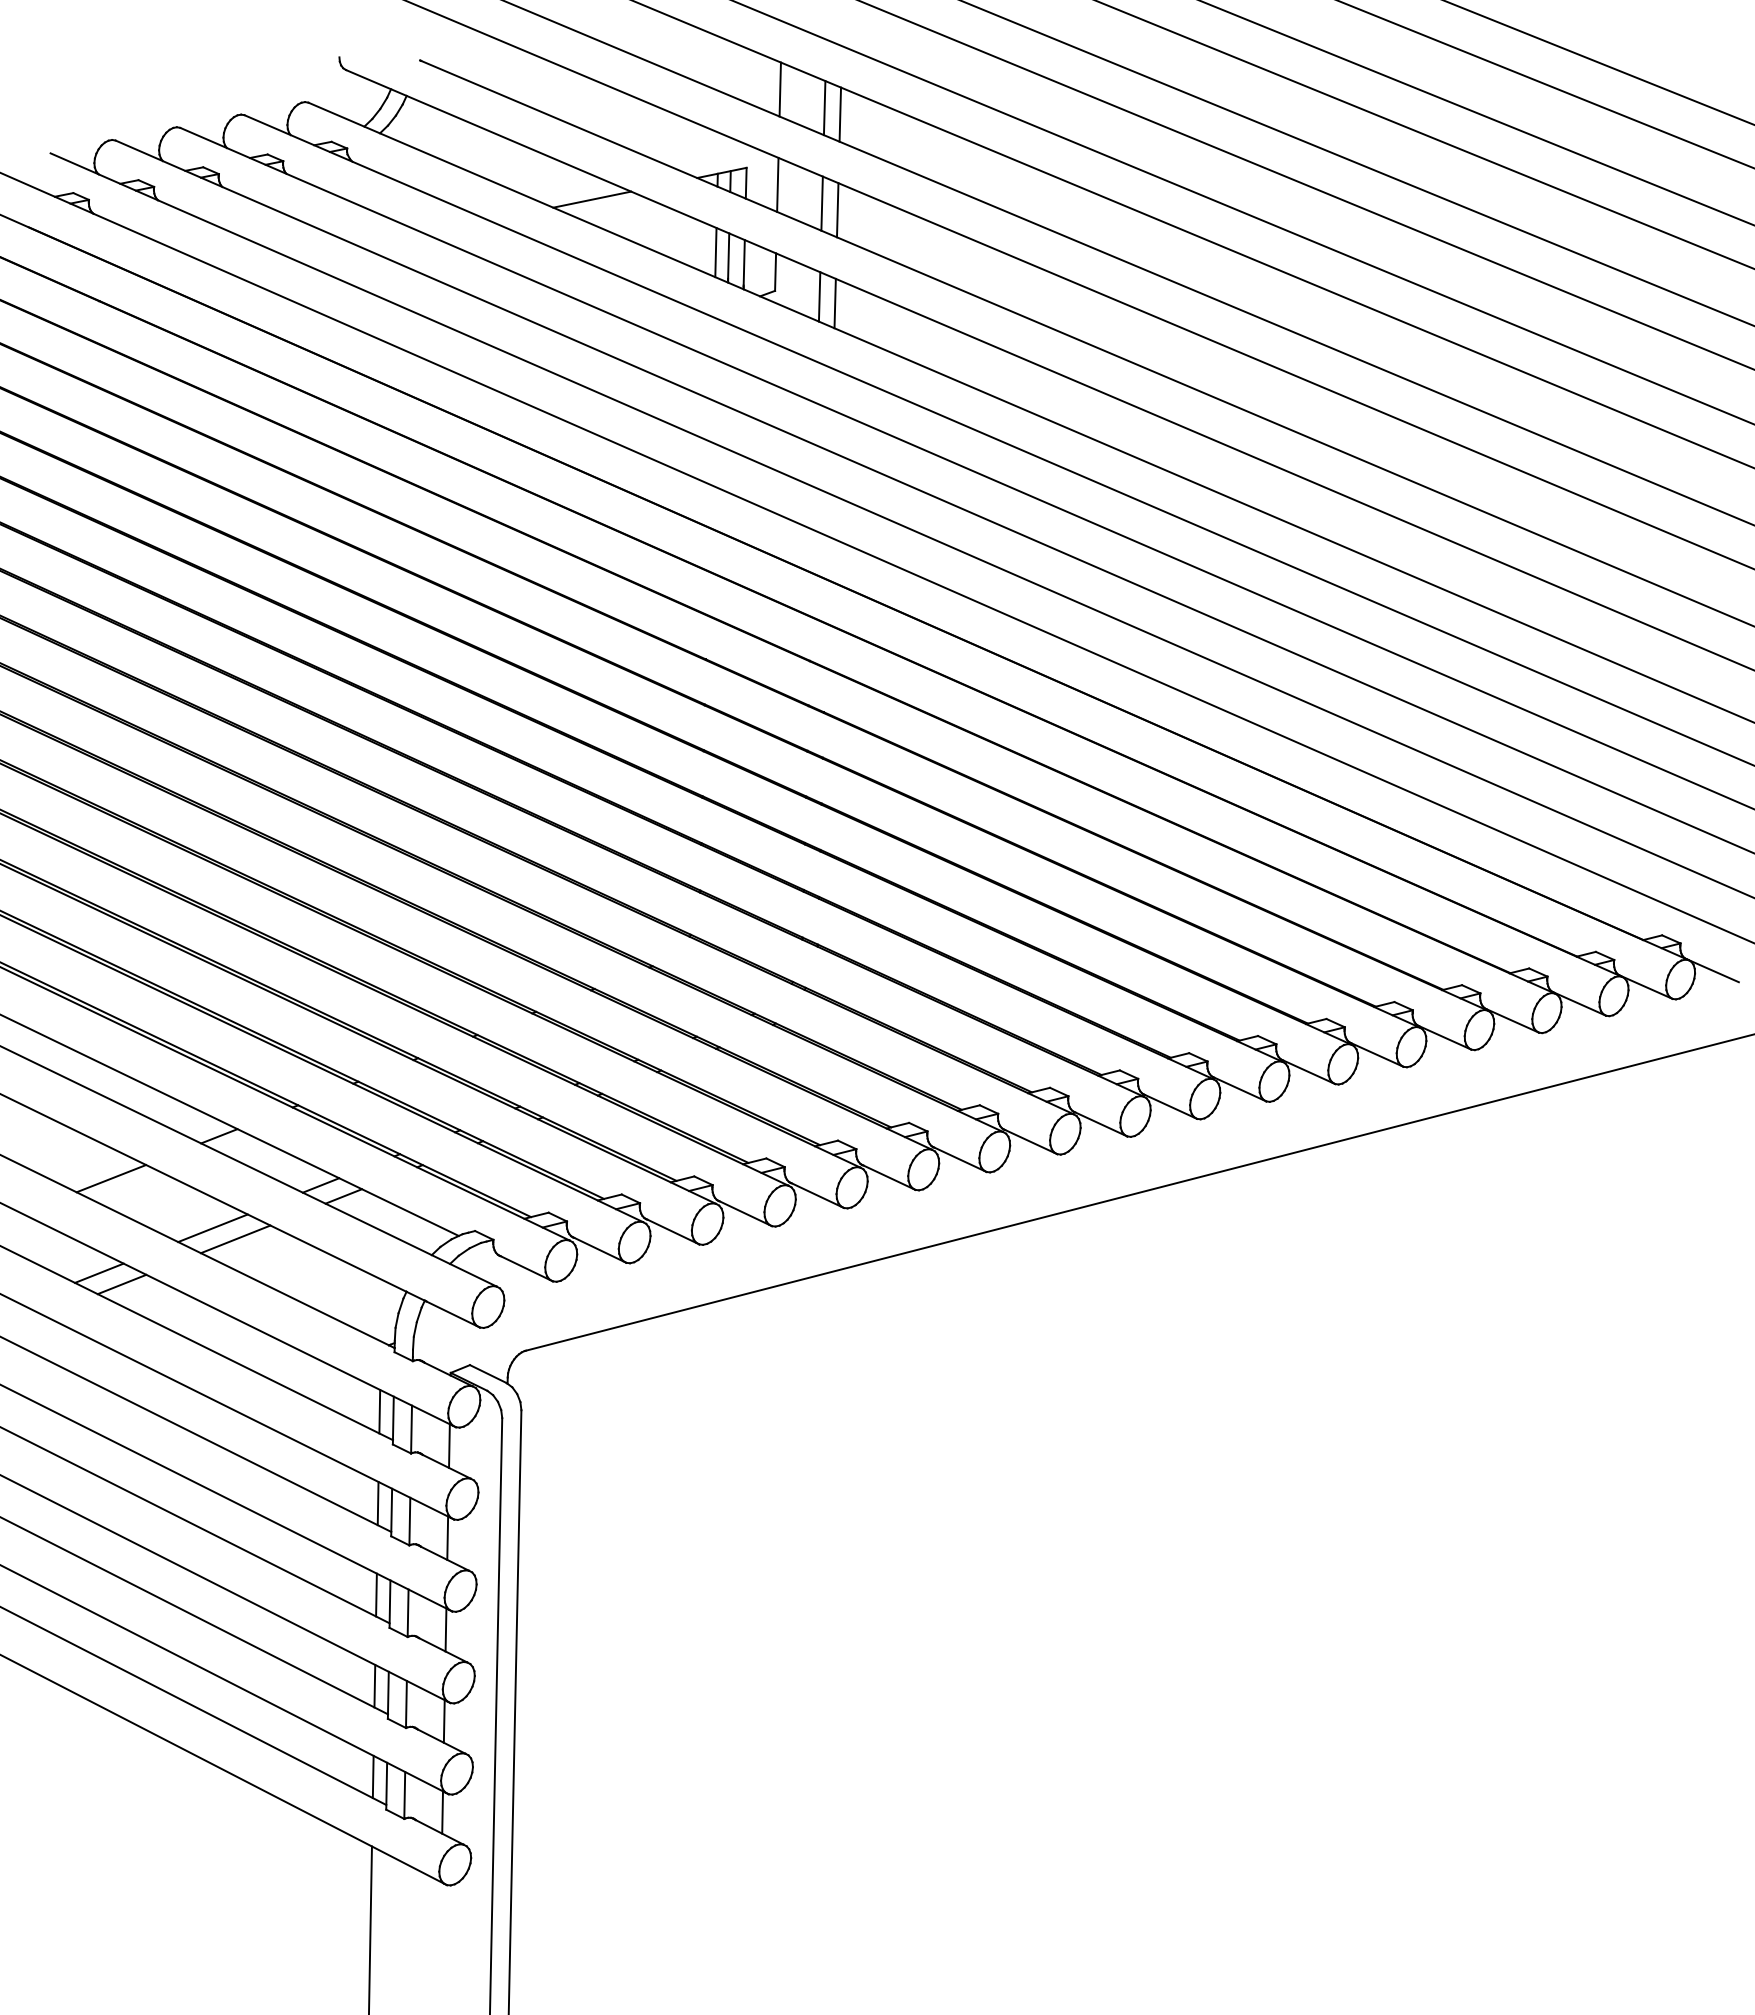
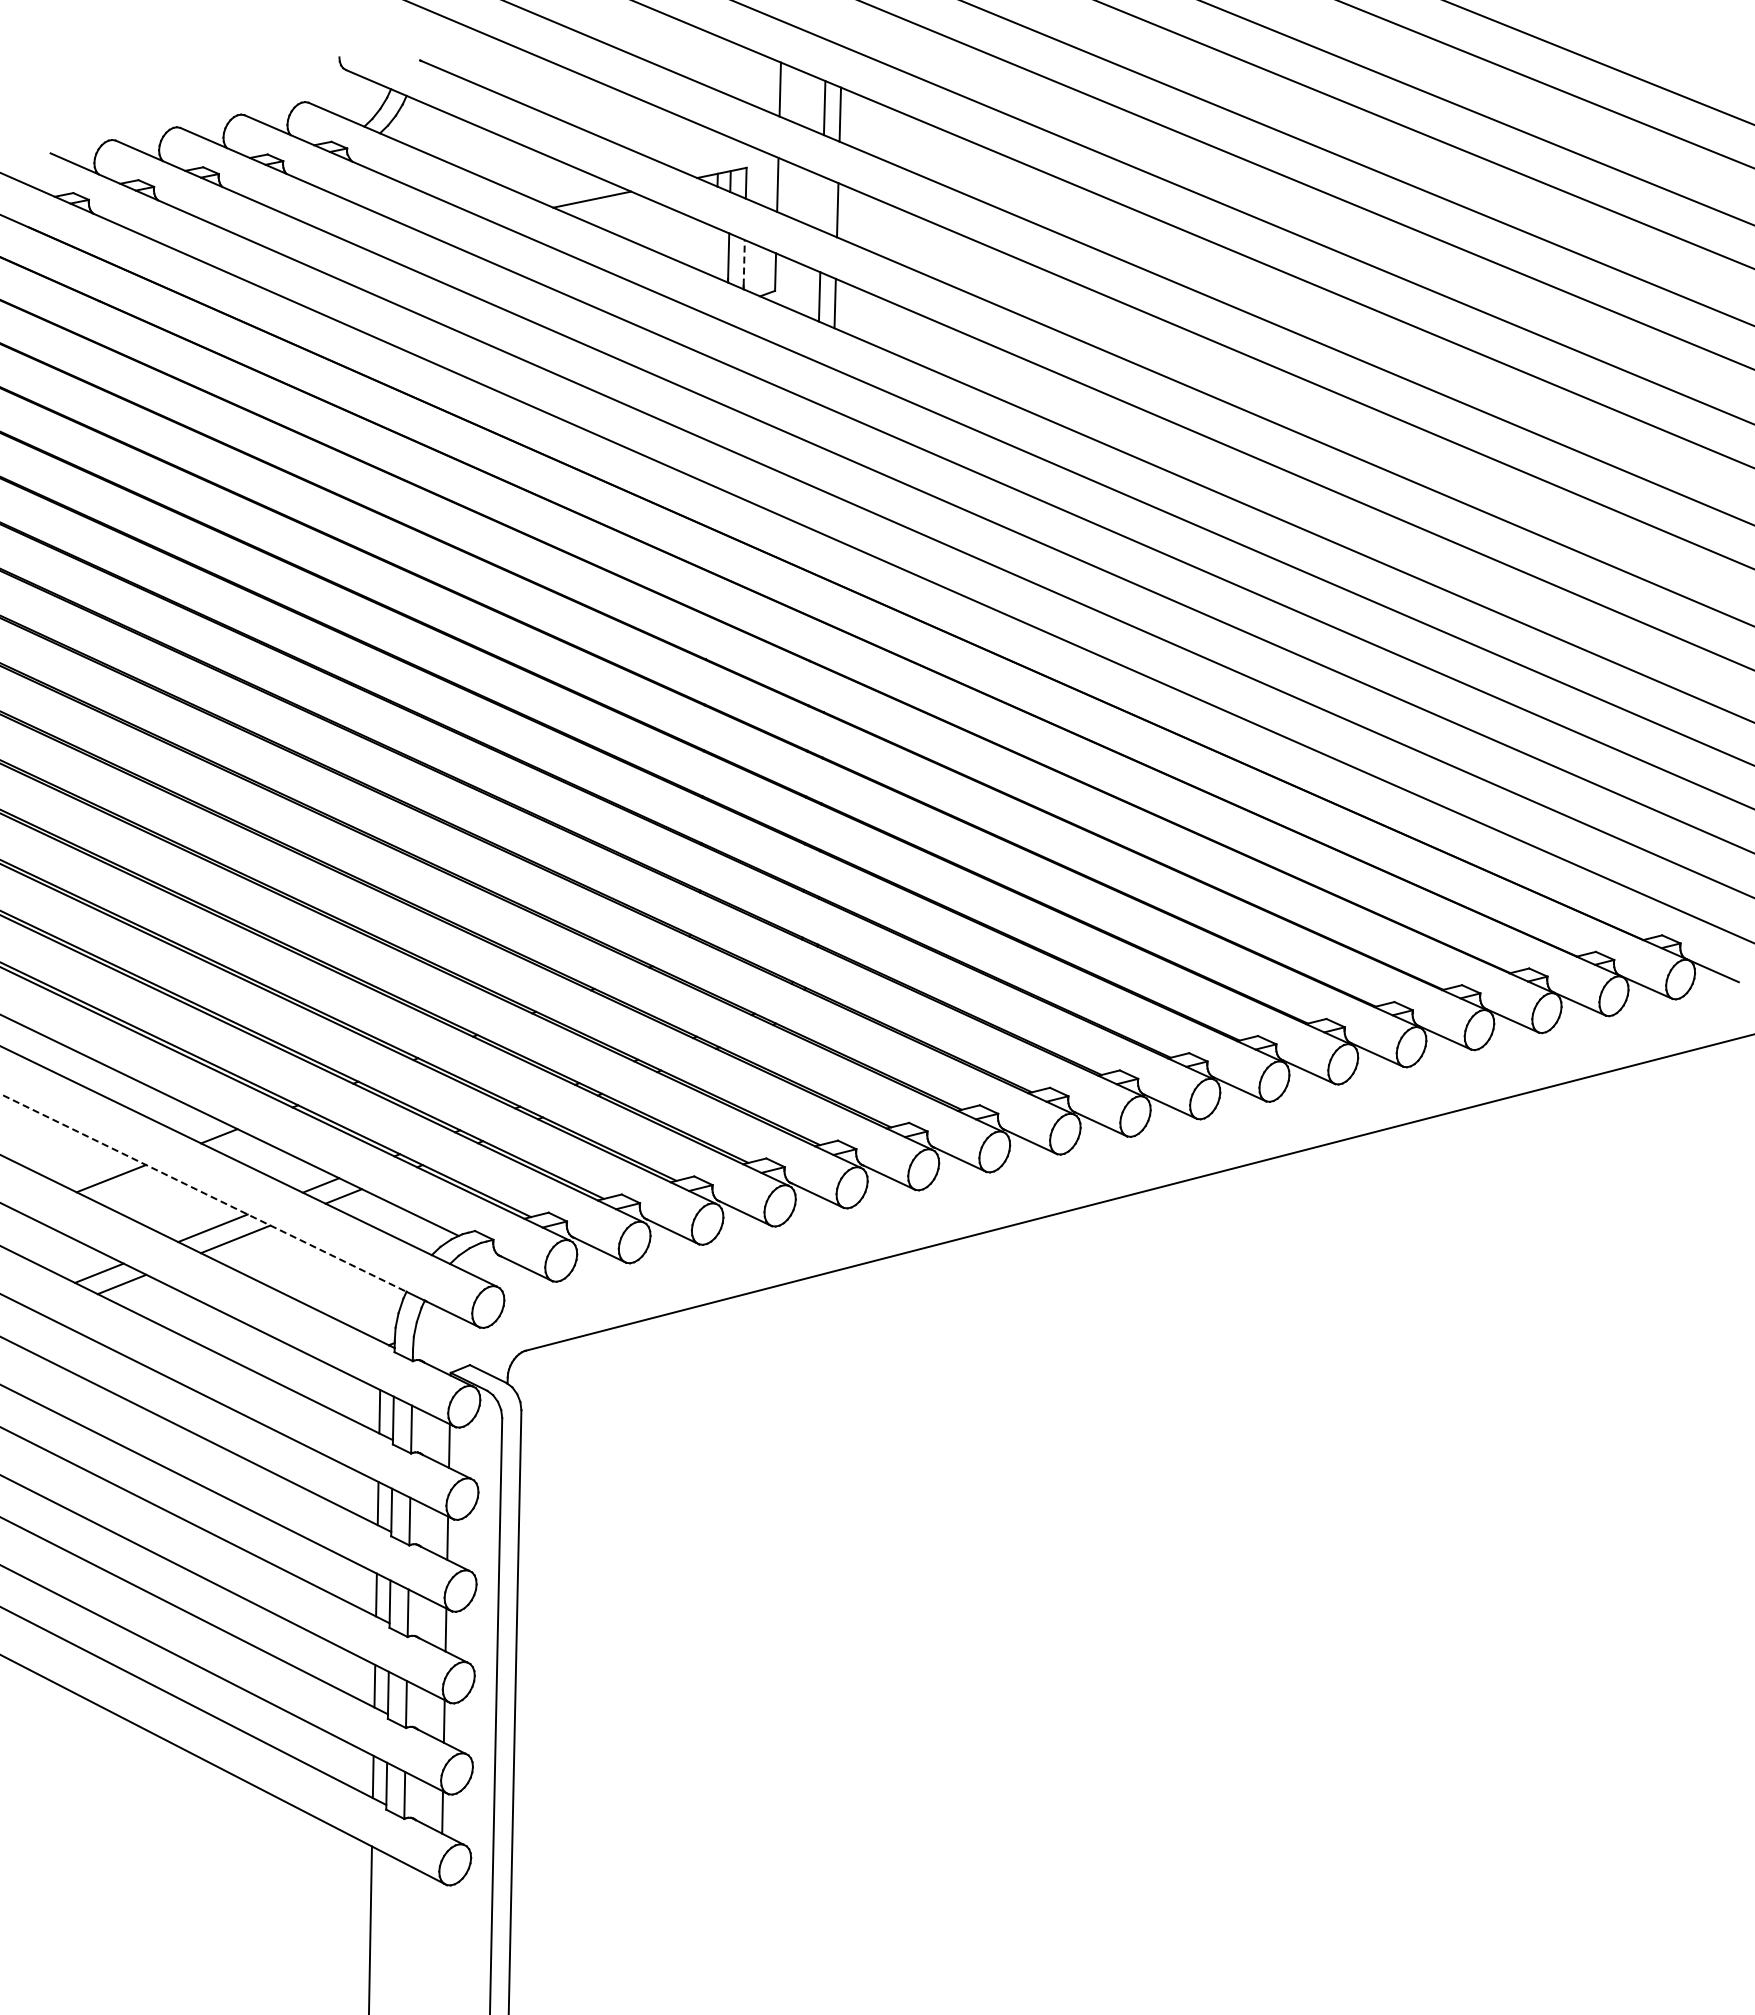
line: present -> none (821, 203)
line: present -> none (715, 252)
line: solid -> dashed (744, 262)
line: solid -> dashed (203, 1192)
